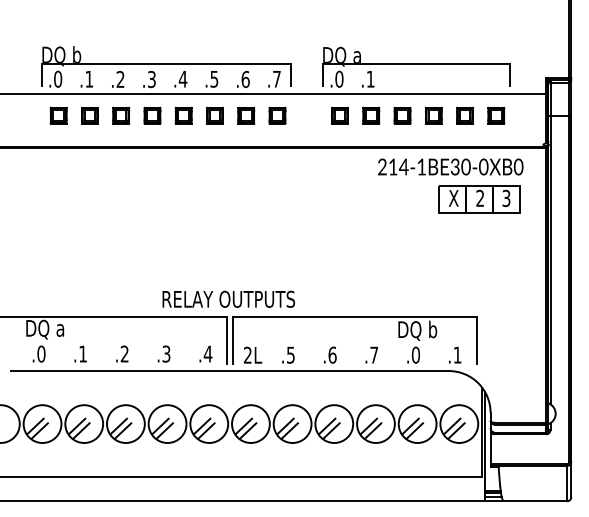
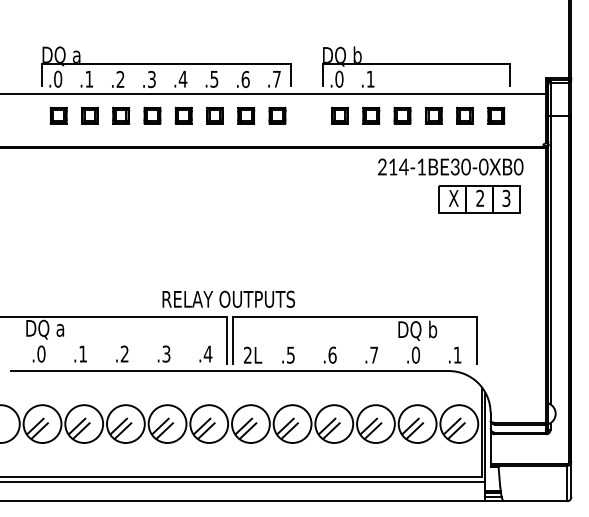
text: DQ b -> DQ a (61, 55)
text: DQ a -> DQ b (342, 56)
line: none -> present (243, 482)
